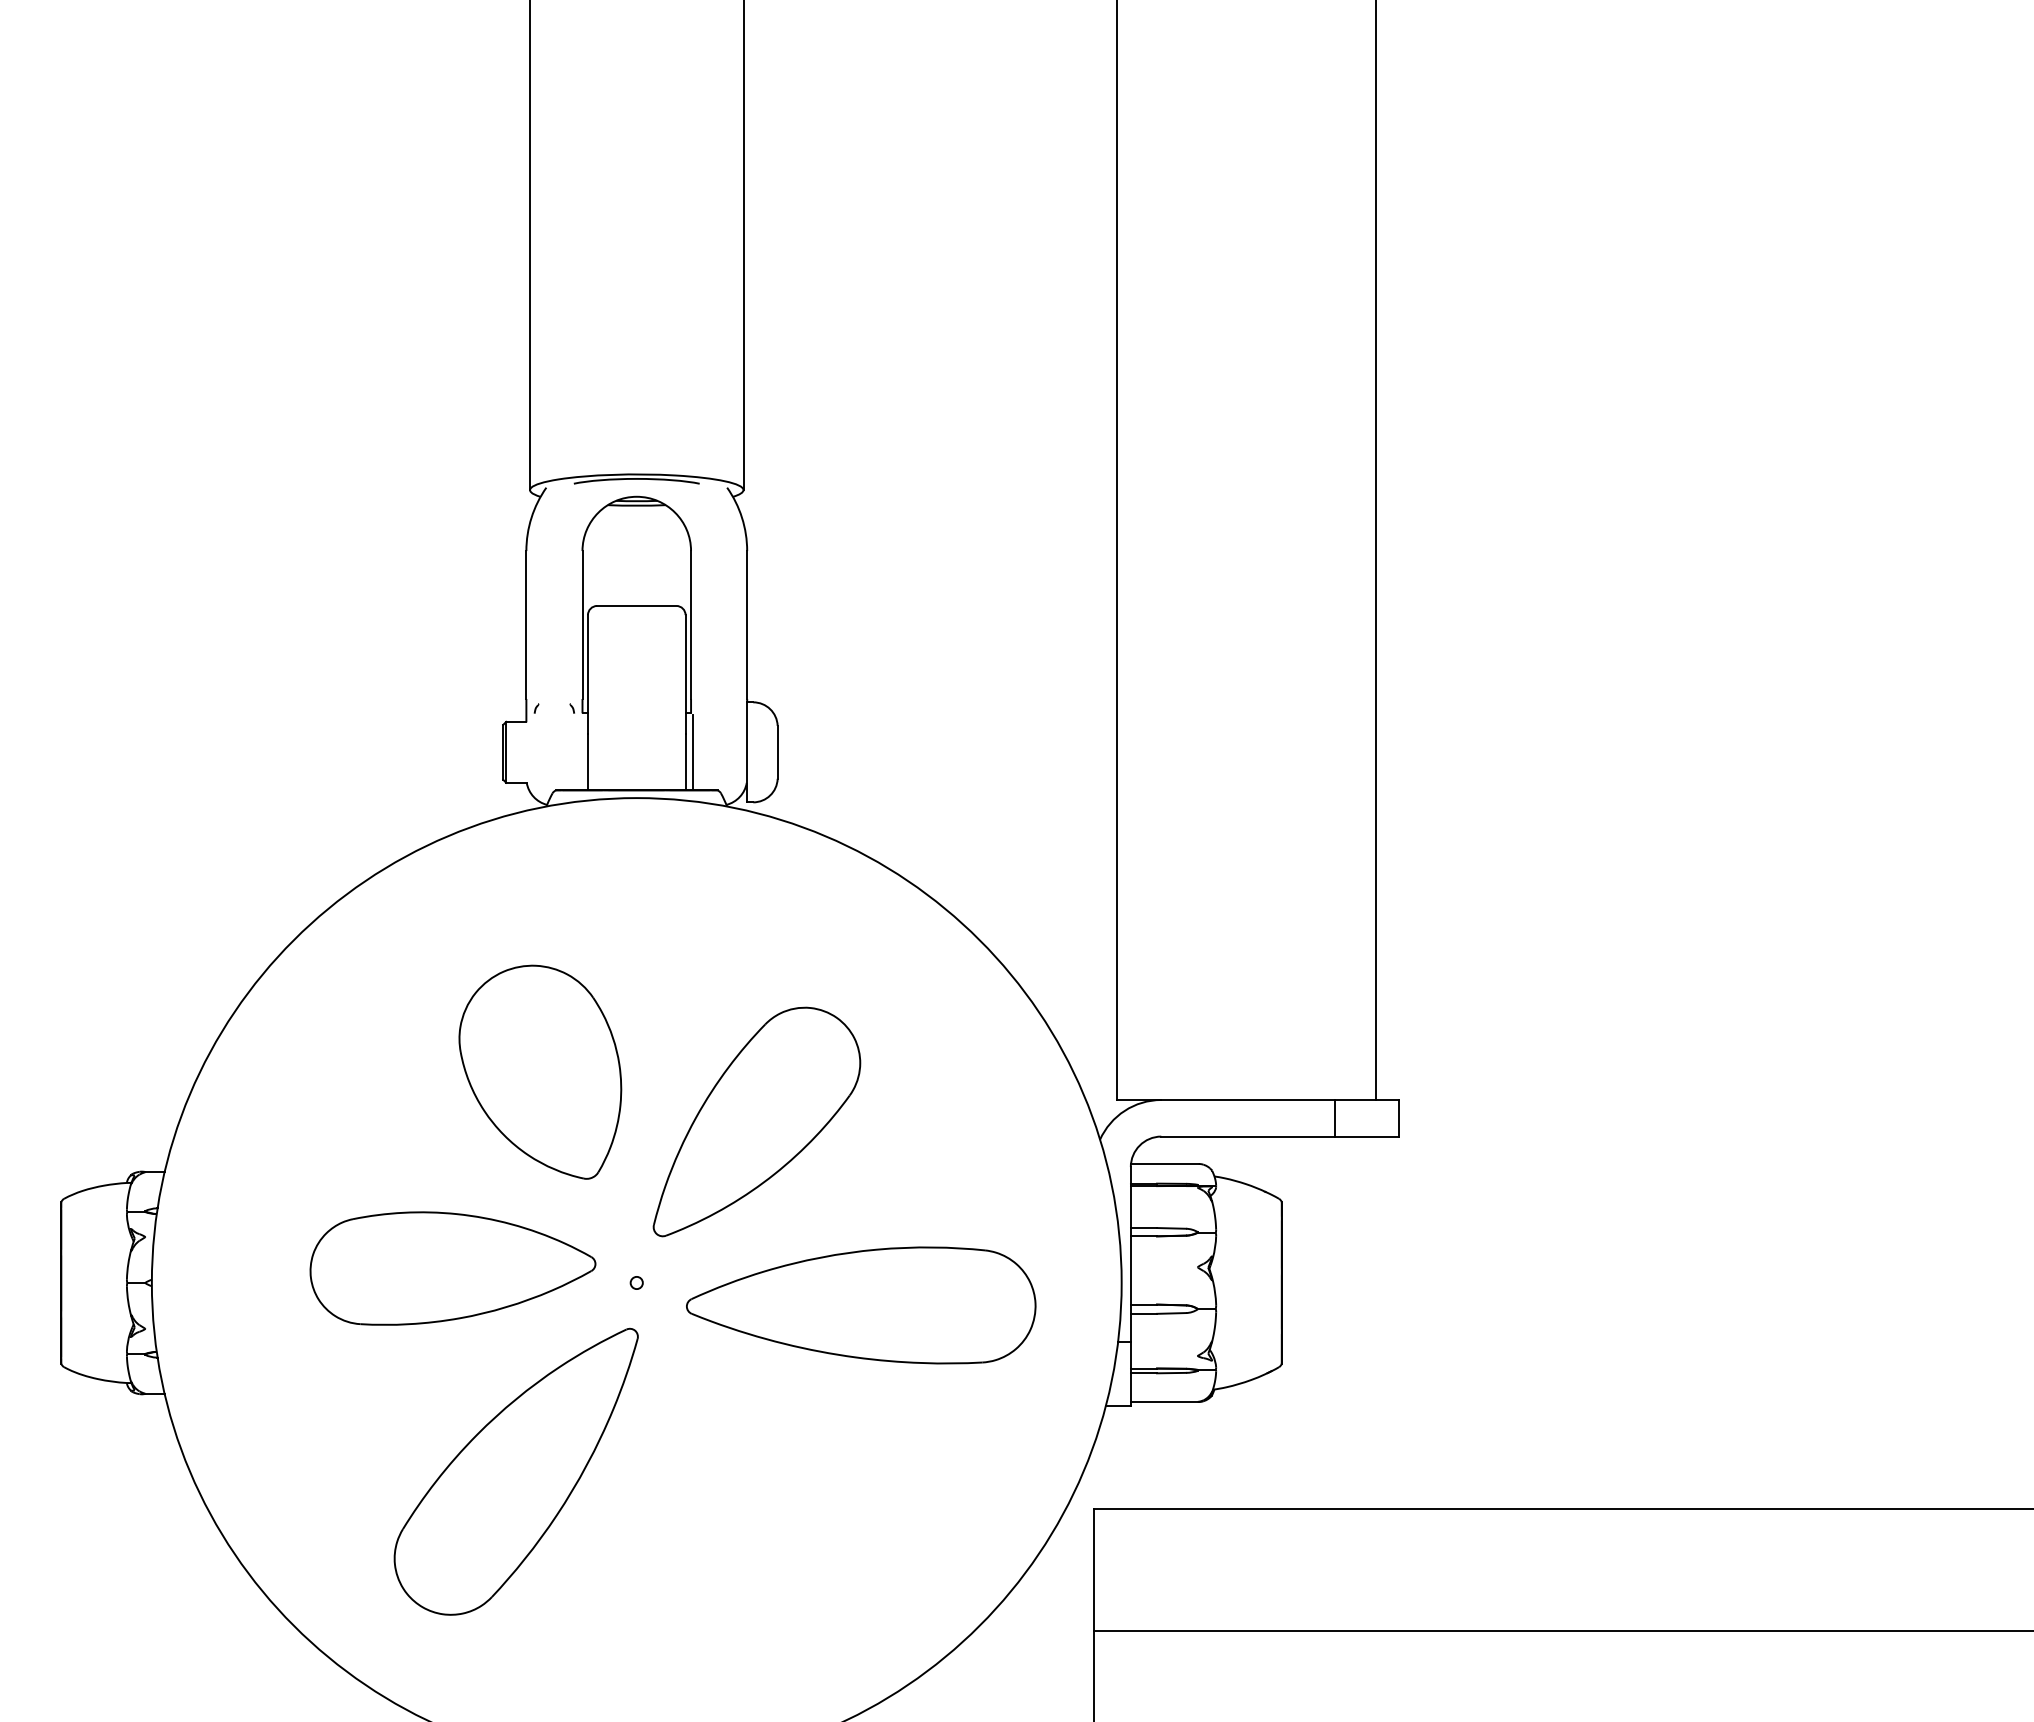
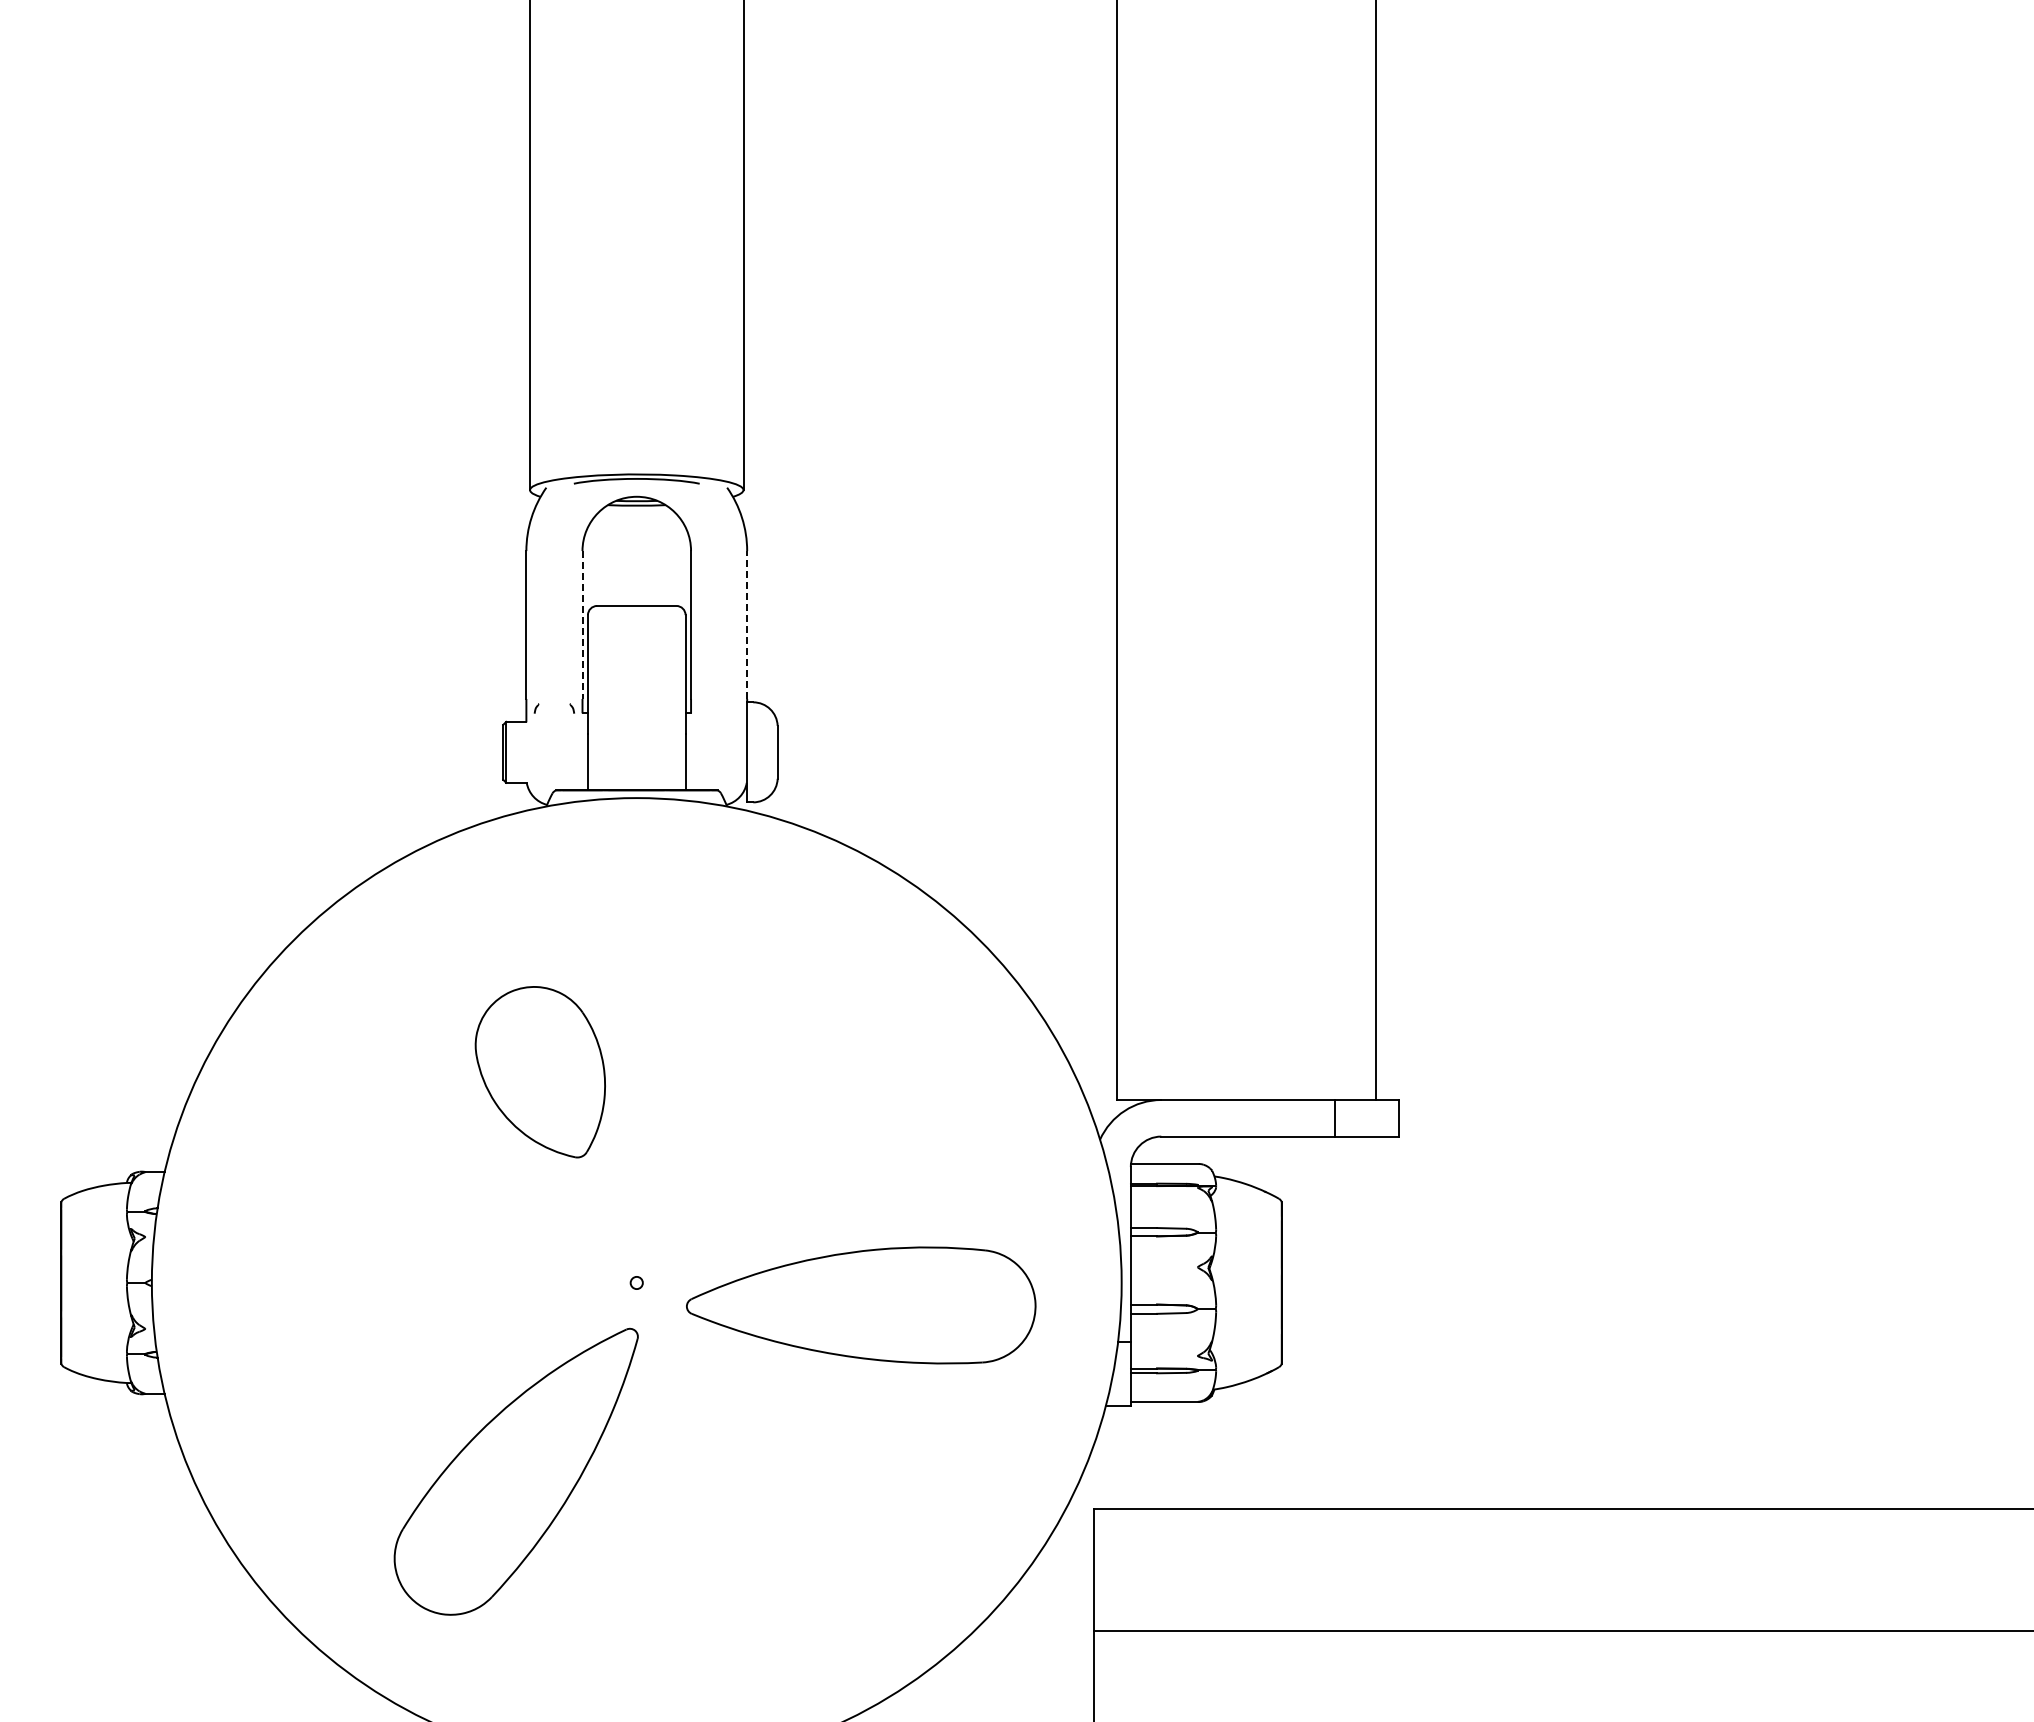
line: solid -> dashed (582, 625)
line: solid -> dashed (747, 625)
line: present -> none (692, 752)
part size: 165x216 px -> 132x173 px (539, 1072)
part: present -> none (756, 1121)
part: present -> none (452, 1268)
